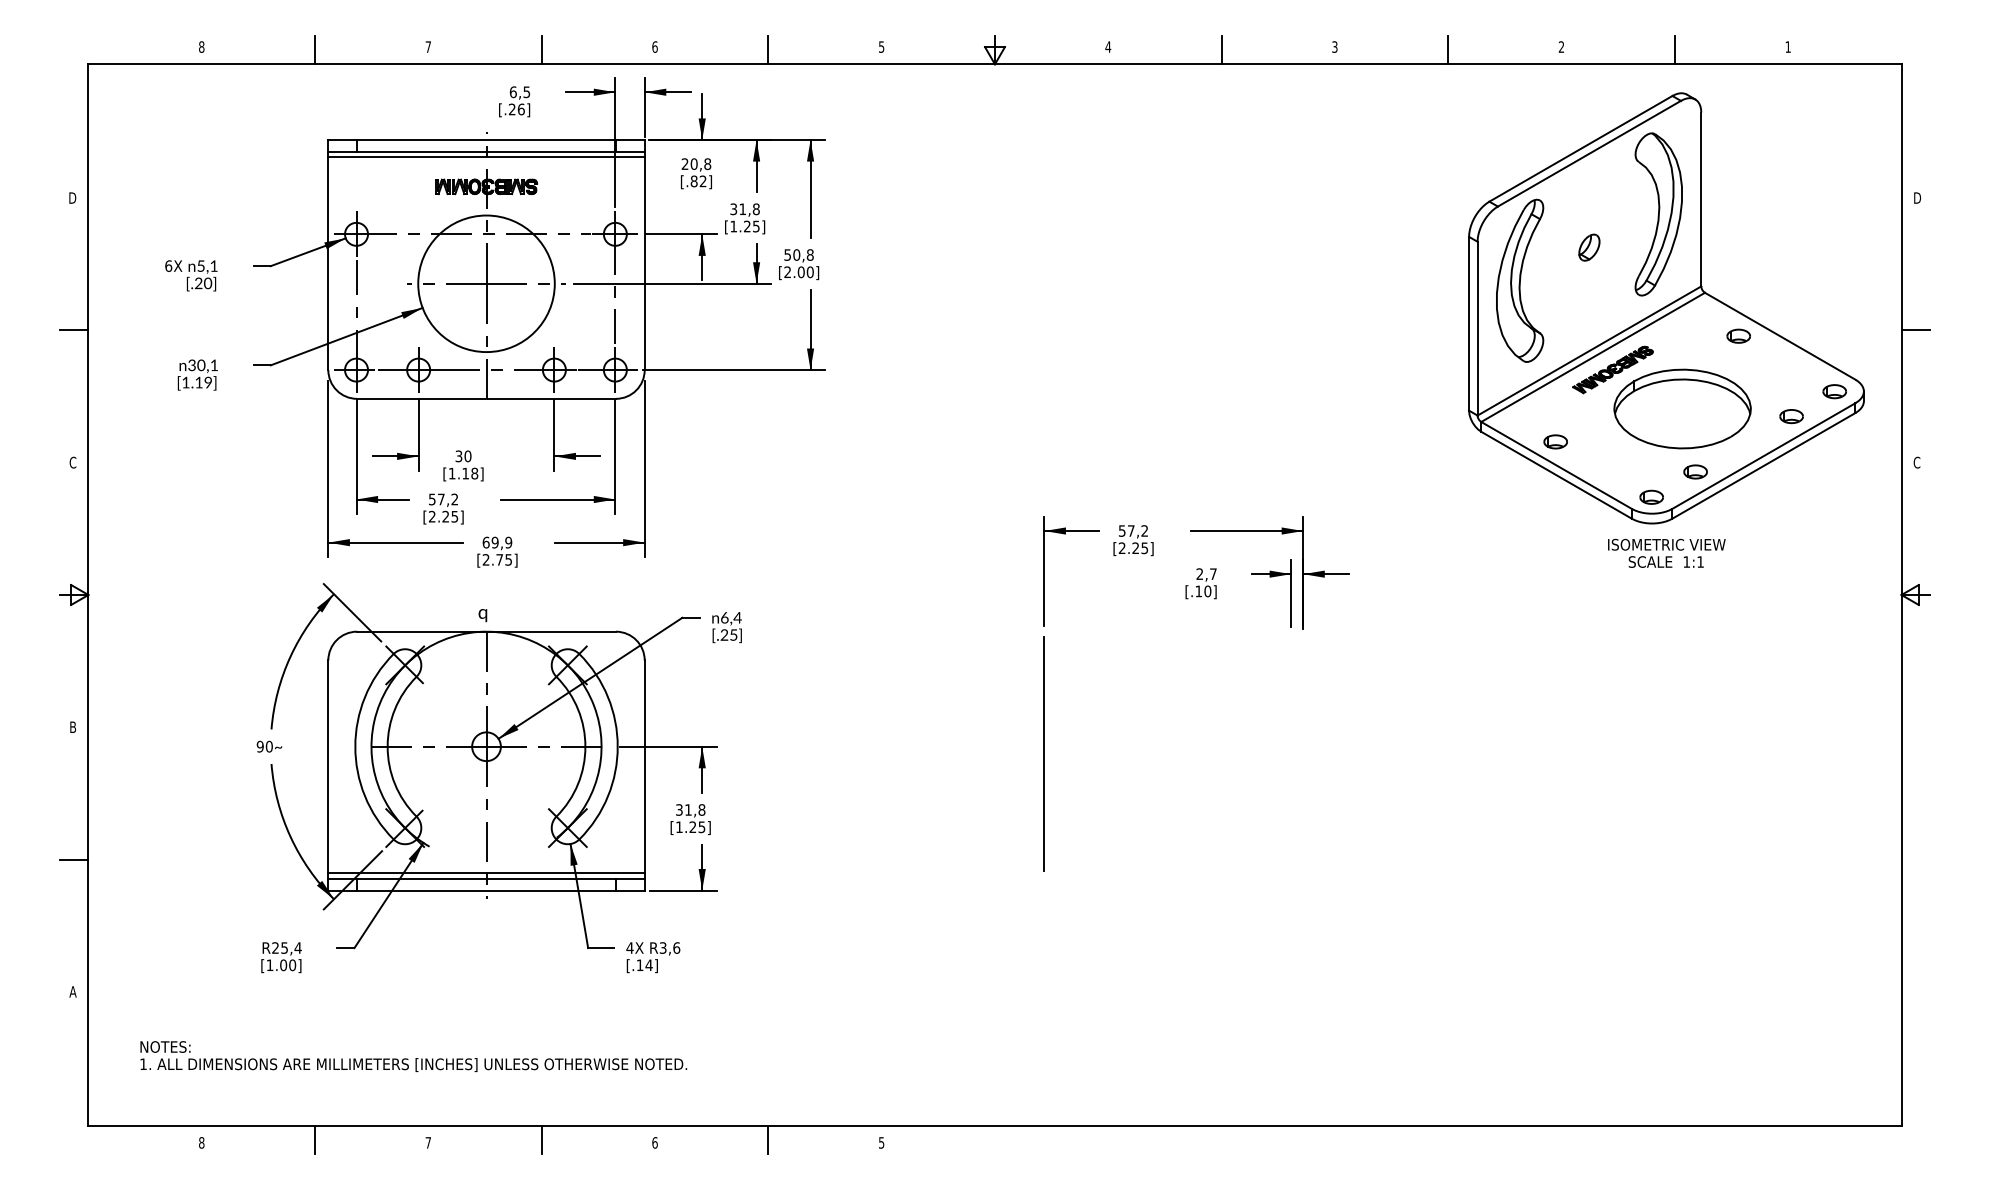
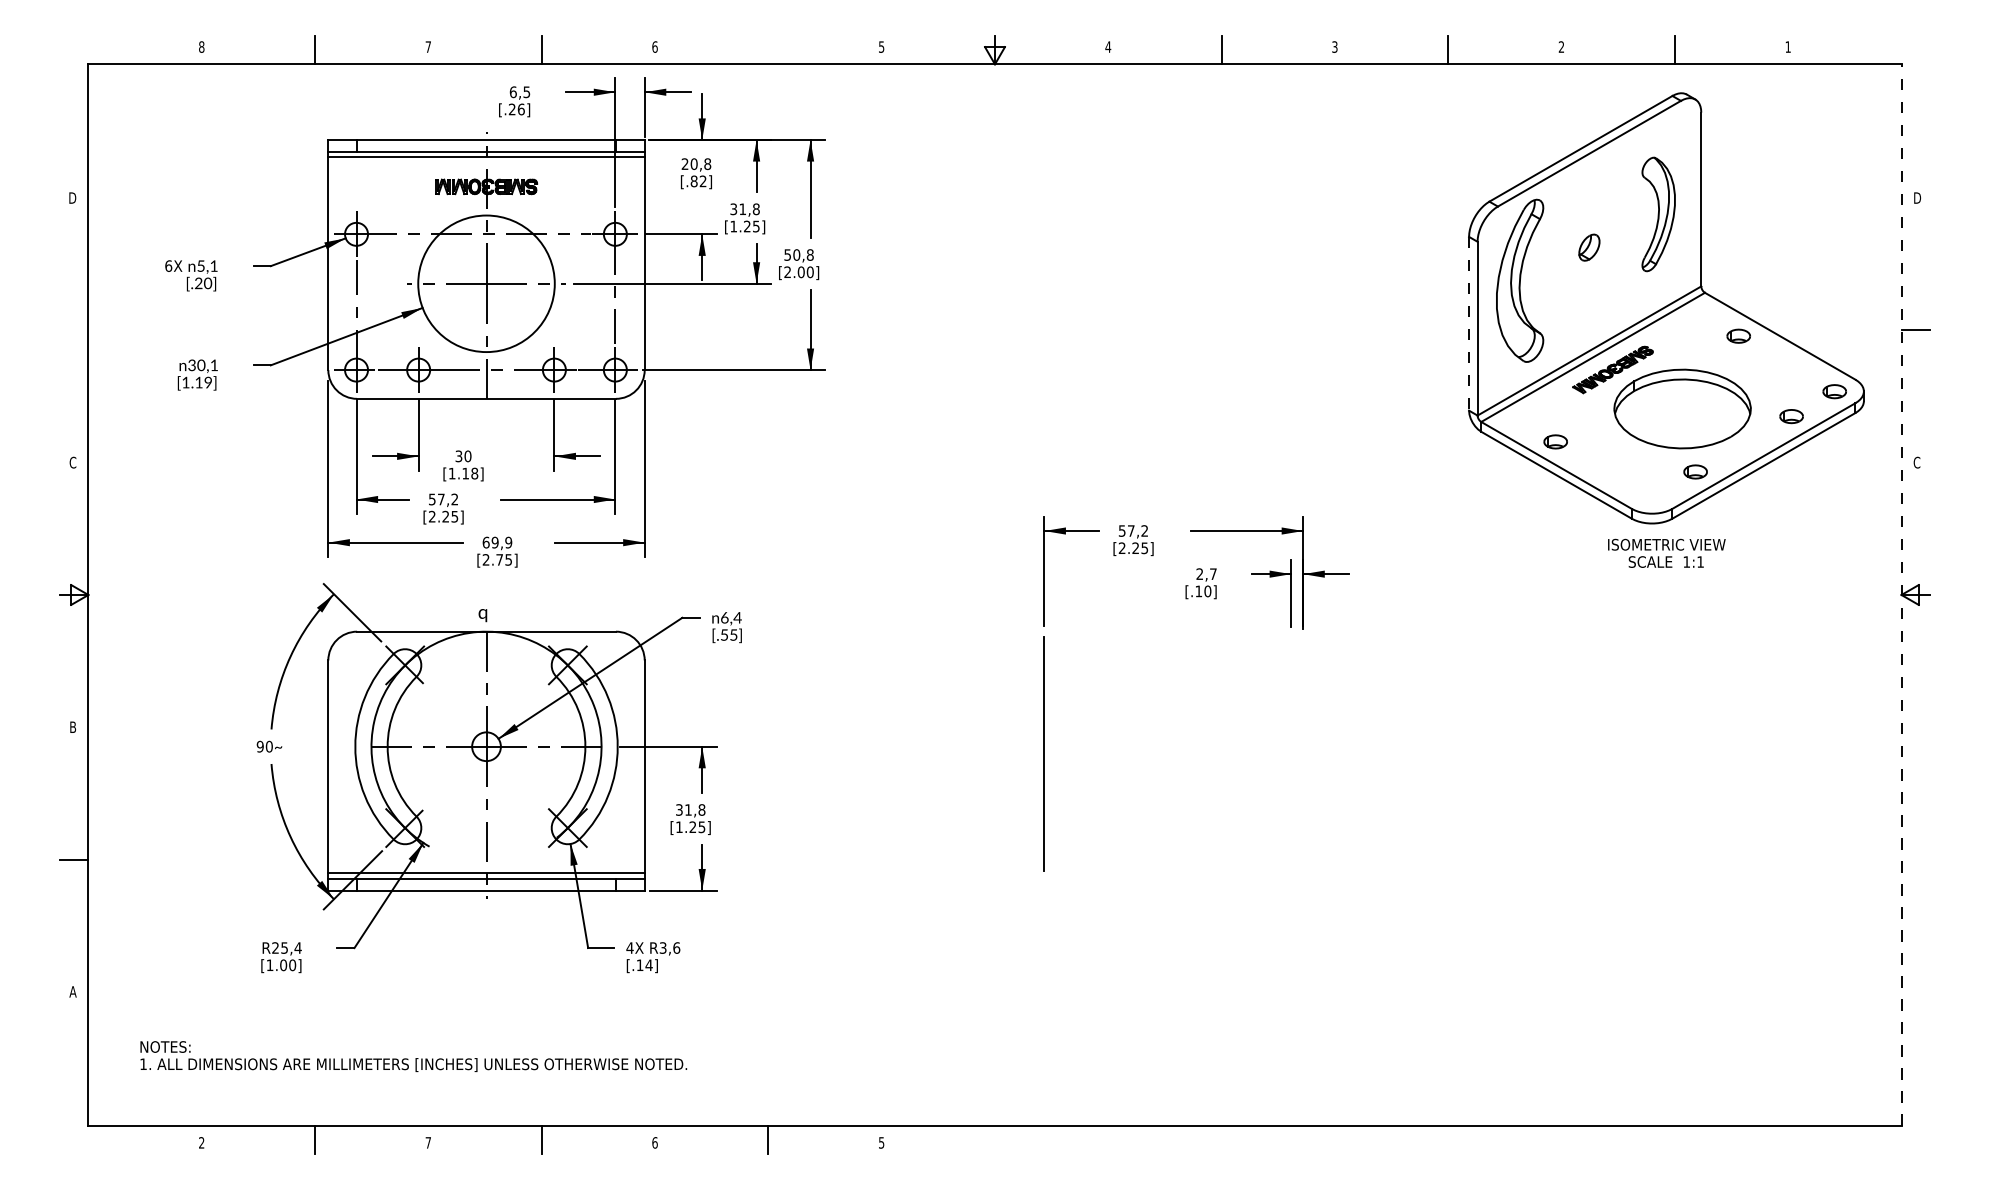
line: present -> none (768, 49)
part size: 49x165 px -> 35x117 px (1658, 214)
line: solid -> dashed (1469, 323)
line: present -> none (73, 330)
part: present -> none (1651, 496)
line: solid -> dashed (1901, 595)
text: [.25] -> [.55] (724, 634)
text: 8 -> 2 (201, 1142)
